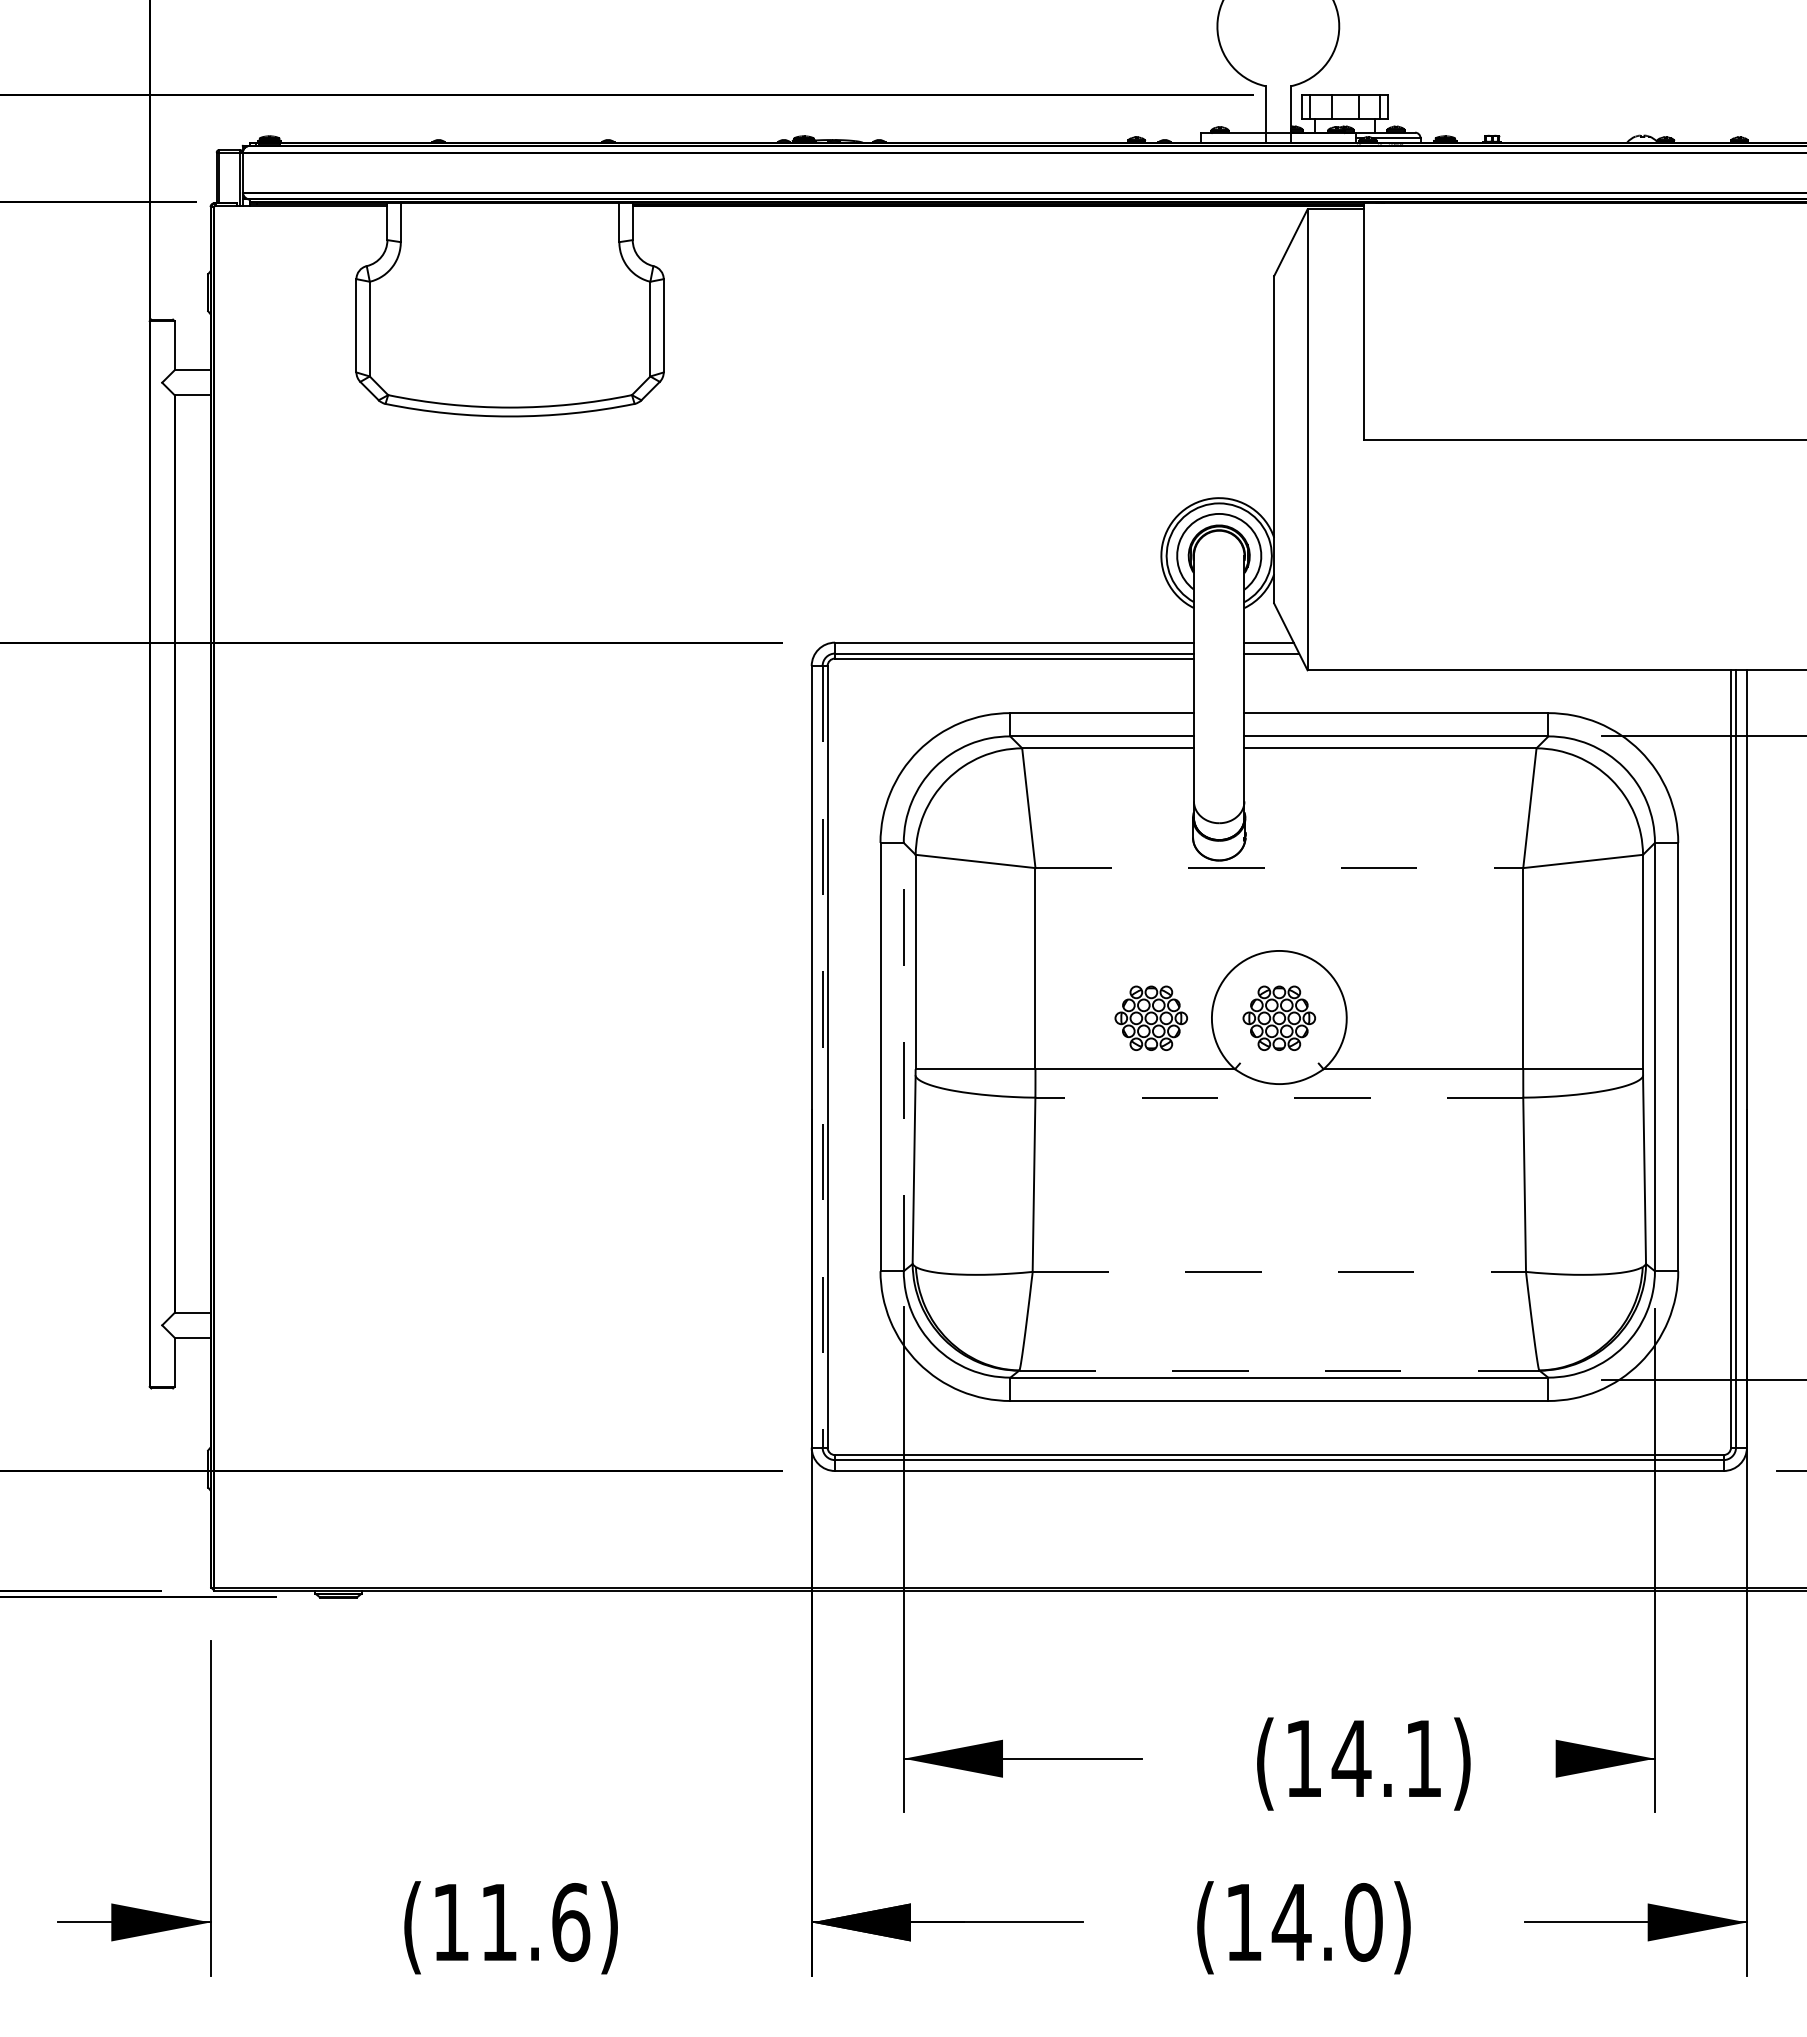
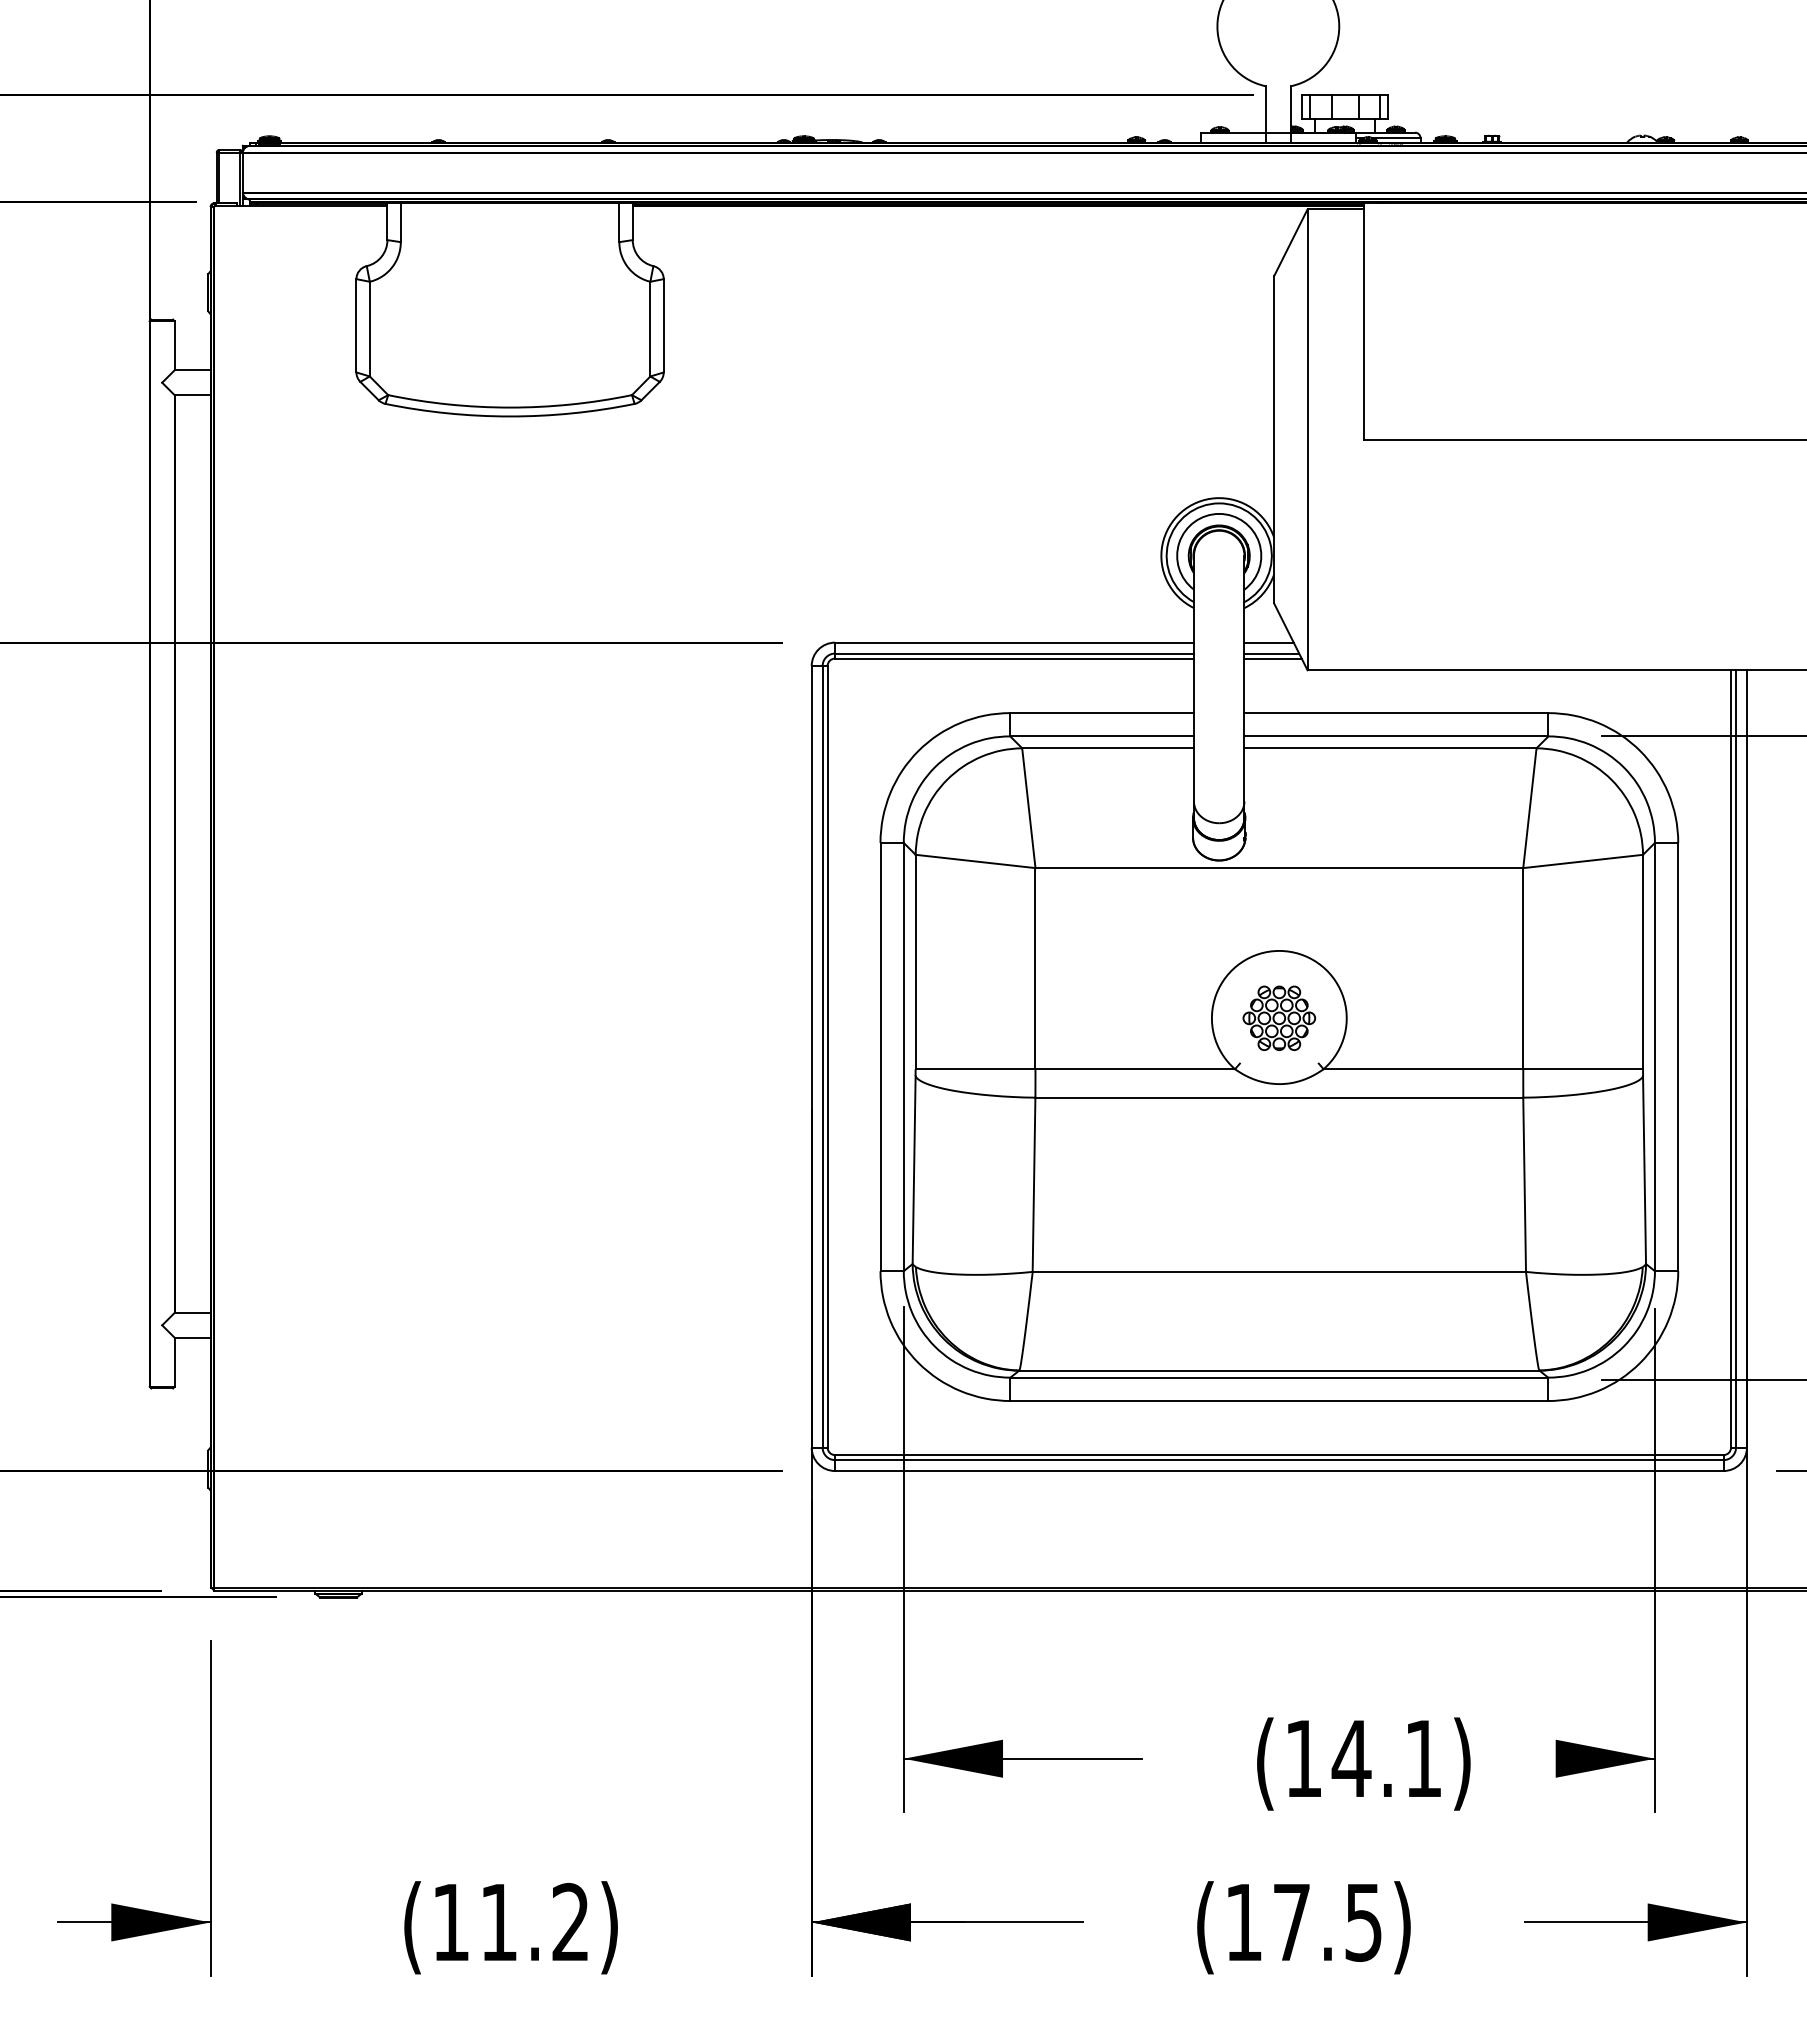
line: none -> present (1272, 658)
line: dashed -> solid (1279, 868)
part: present -> none (1151, 1017)
line: dashed -> solid (822, 1056)
line: dashed -> solid (903, 1056)
line: dashed -> solid (1279, 1097)
line: dashed -> solid (1279, 1271)
line: dashed -> solid (1279, 1370)
text: (11.6) -> (11.2) (571, 1922)
text: (14.0) -> (17.5) (1326, 1922)
